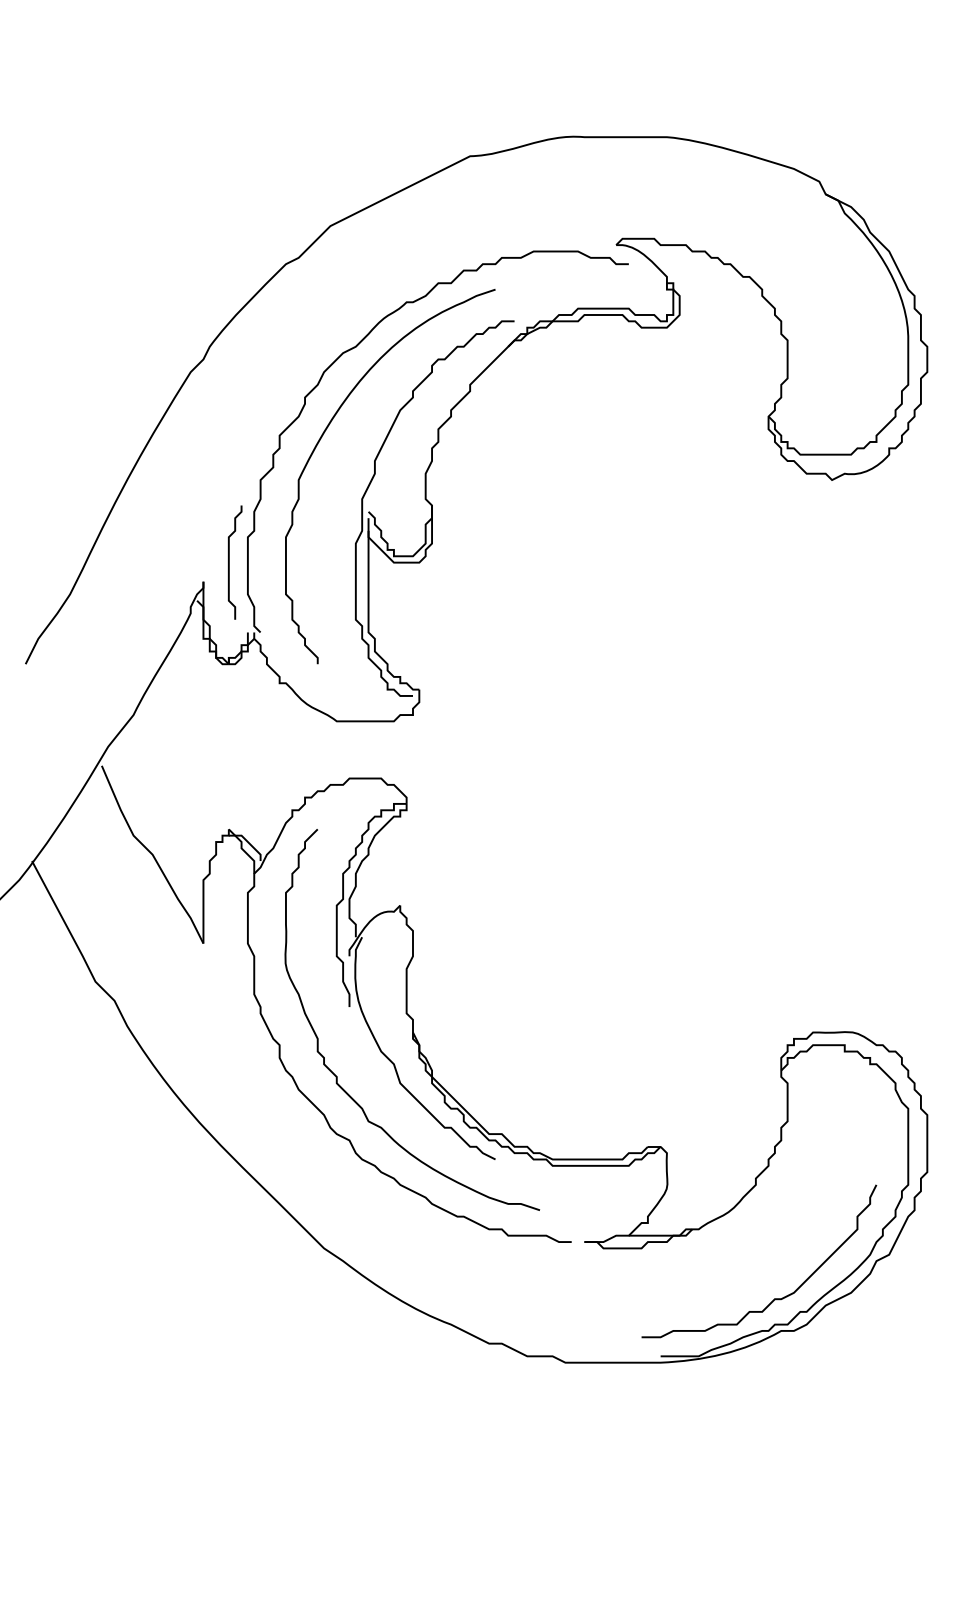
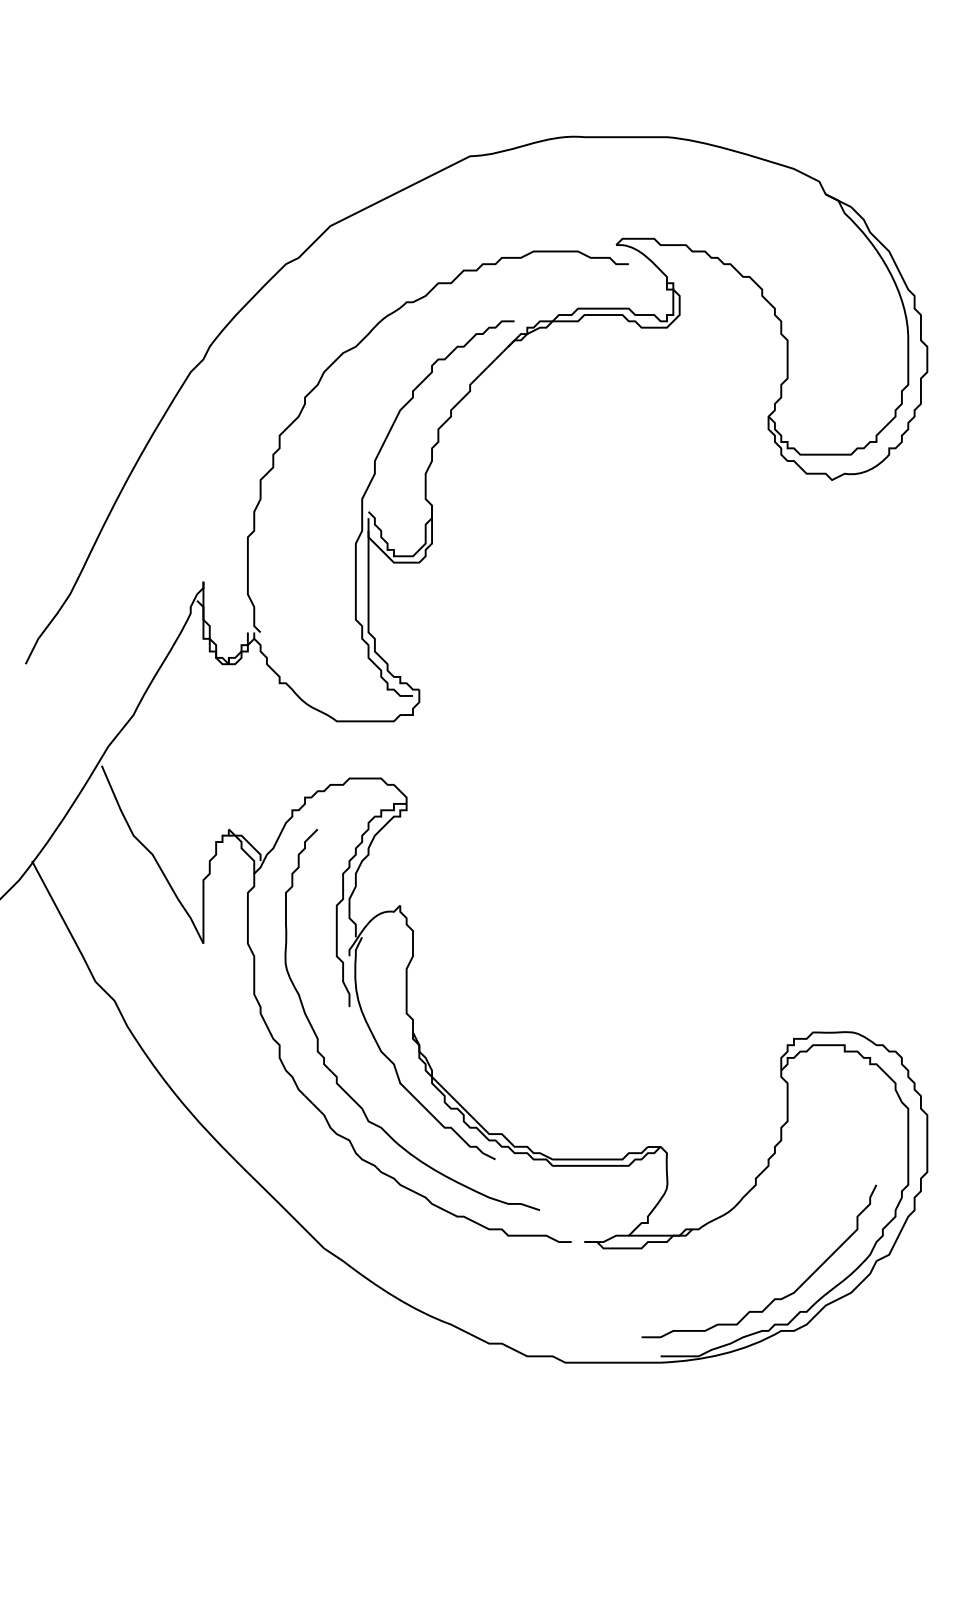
curve: present -> none (322, 437)
curve: present -> none (229, 562)
